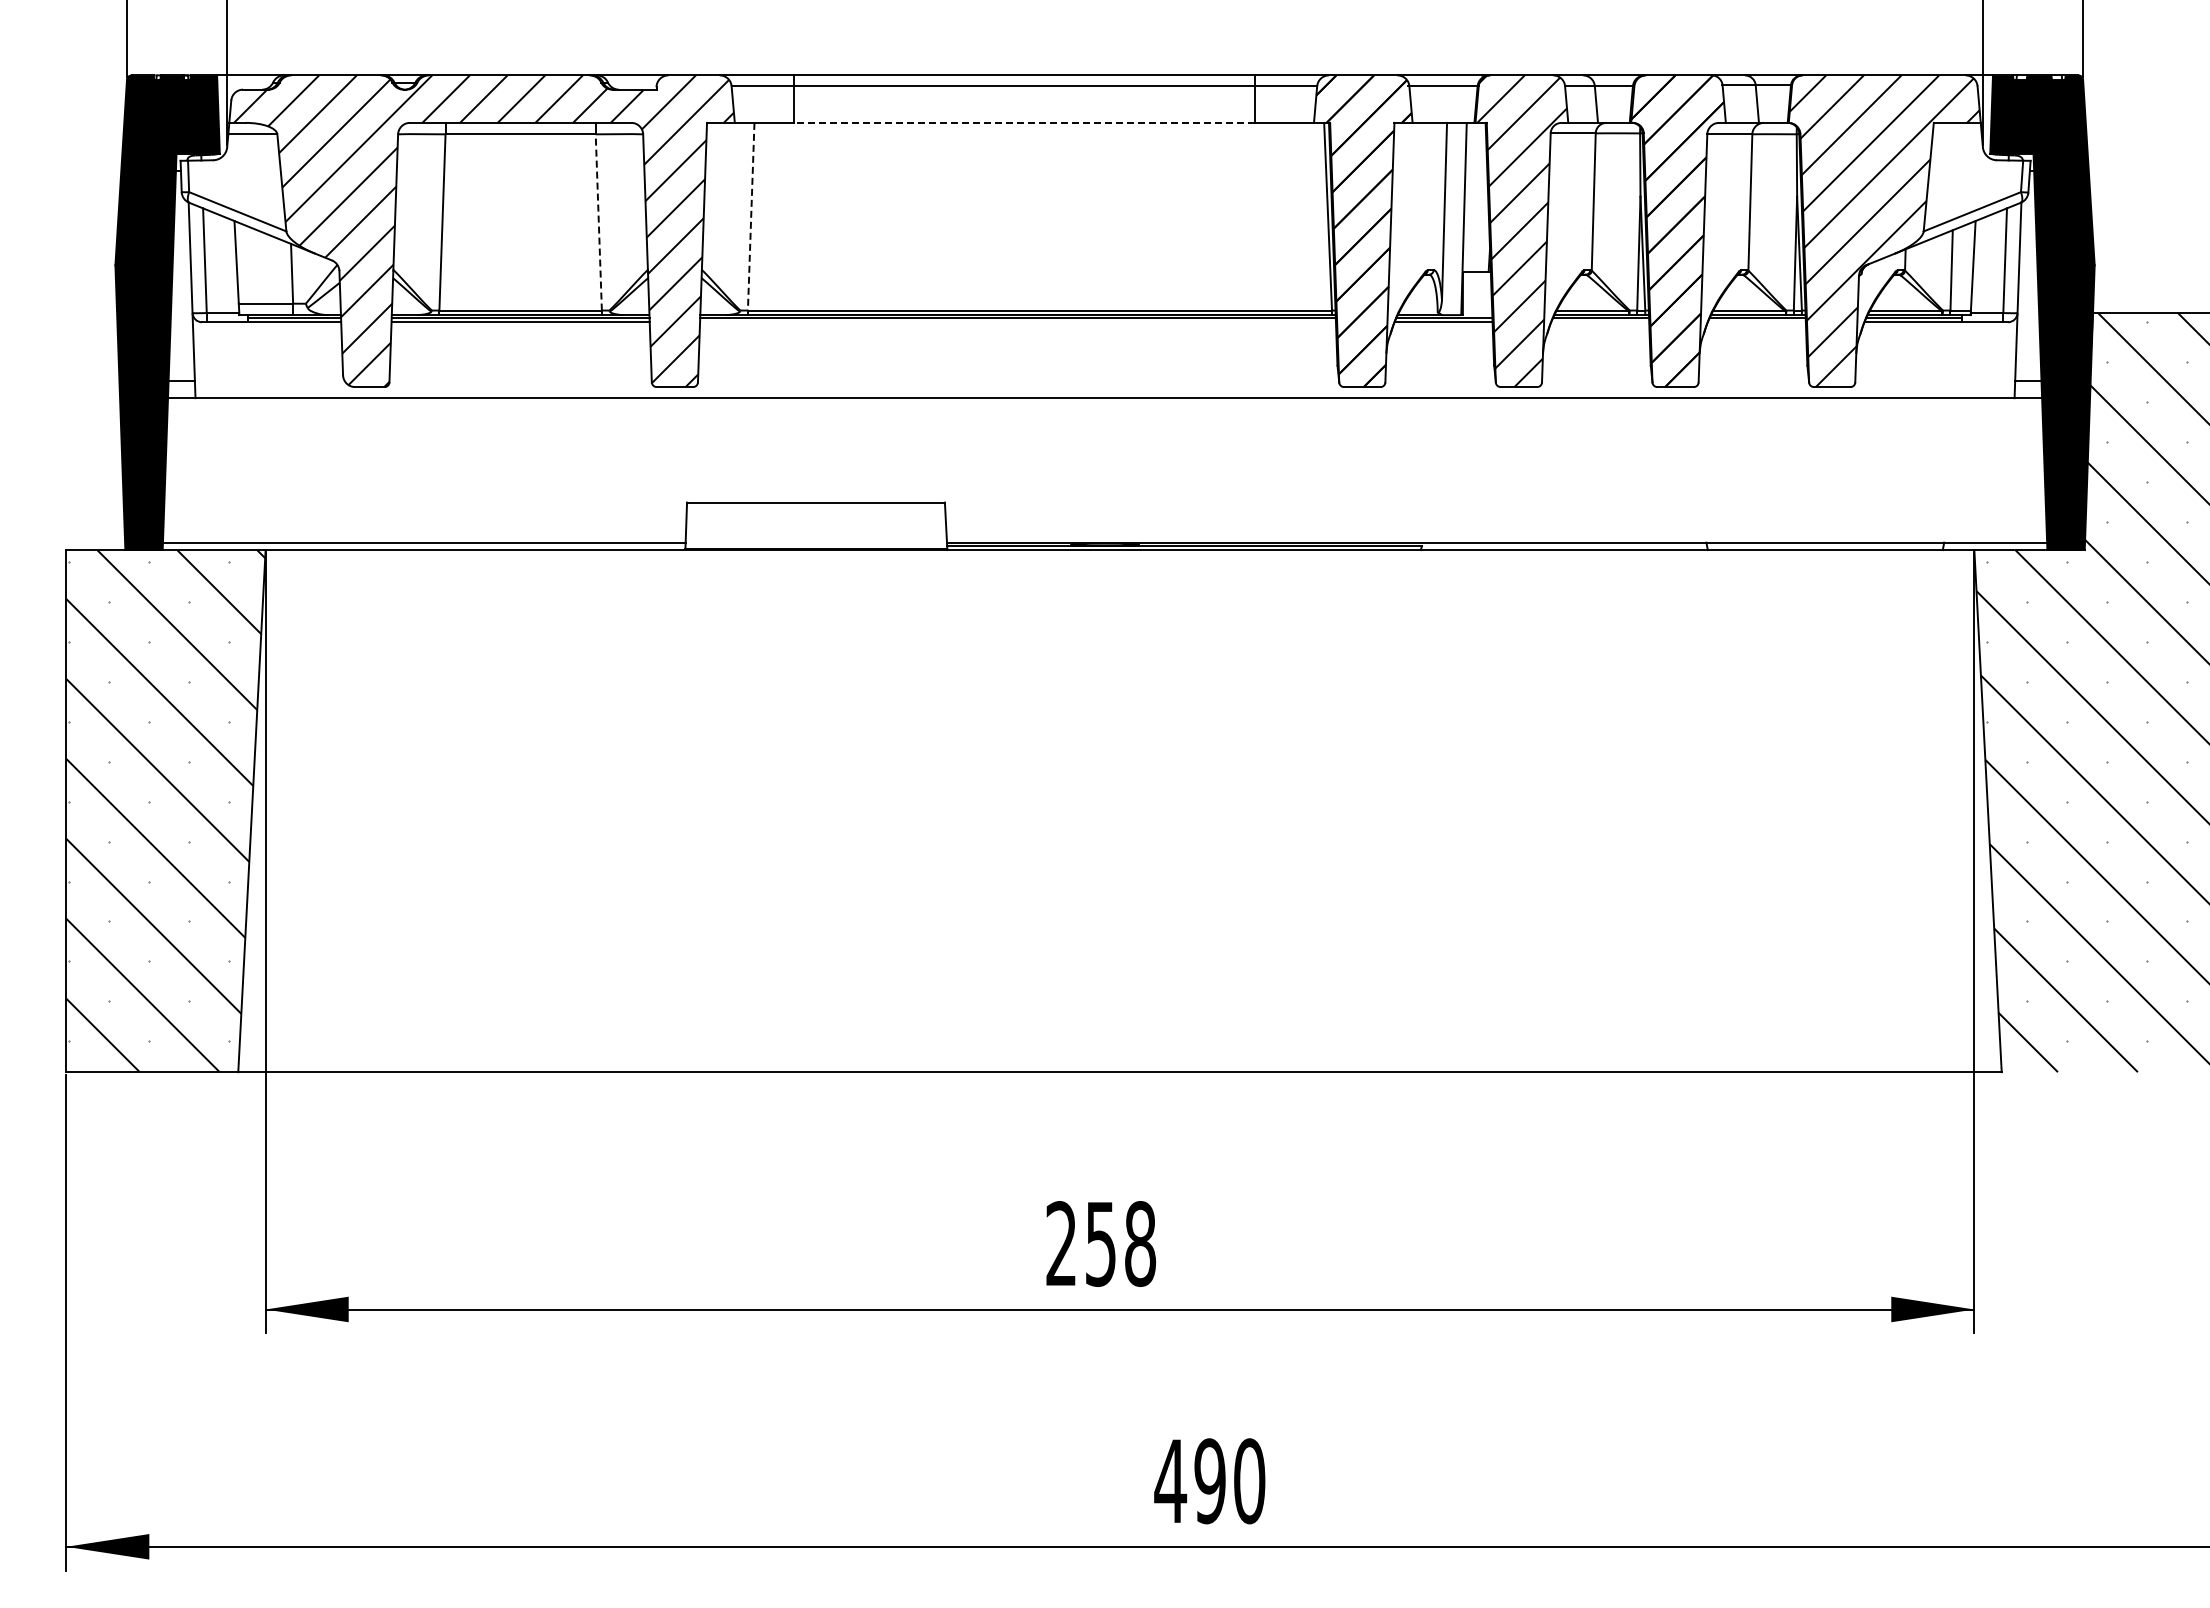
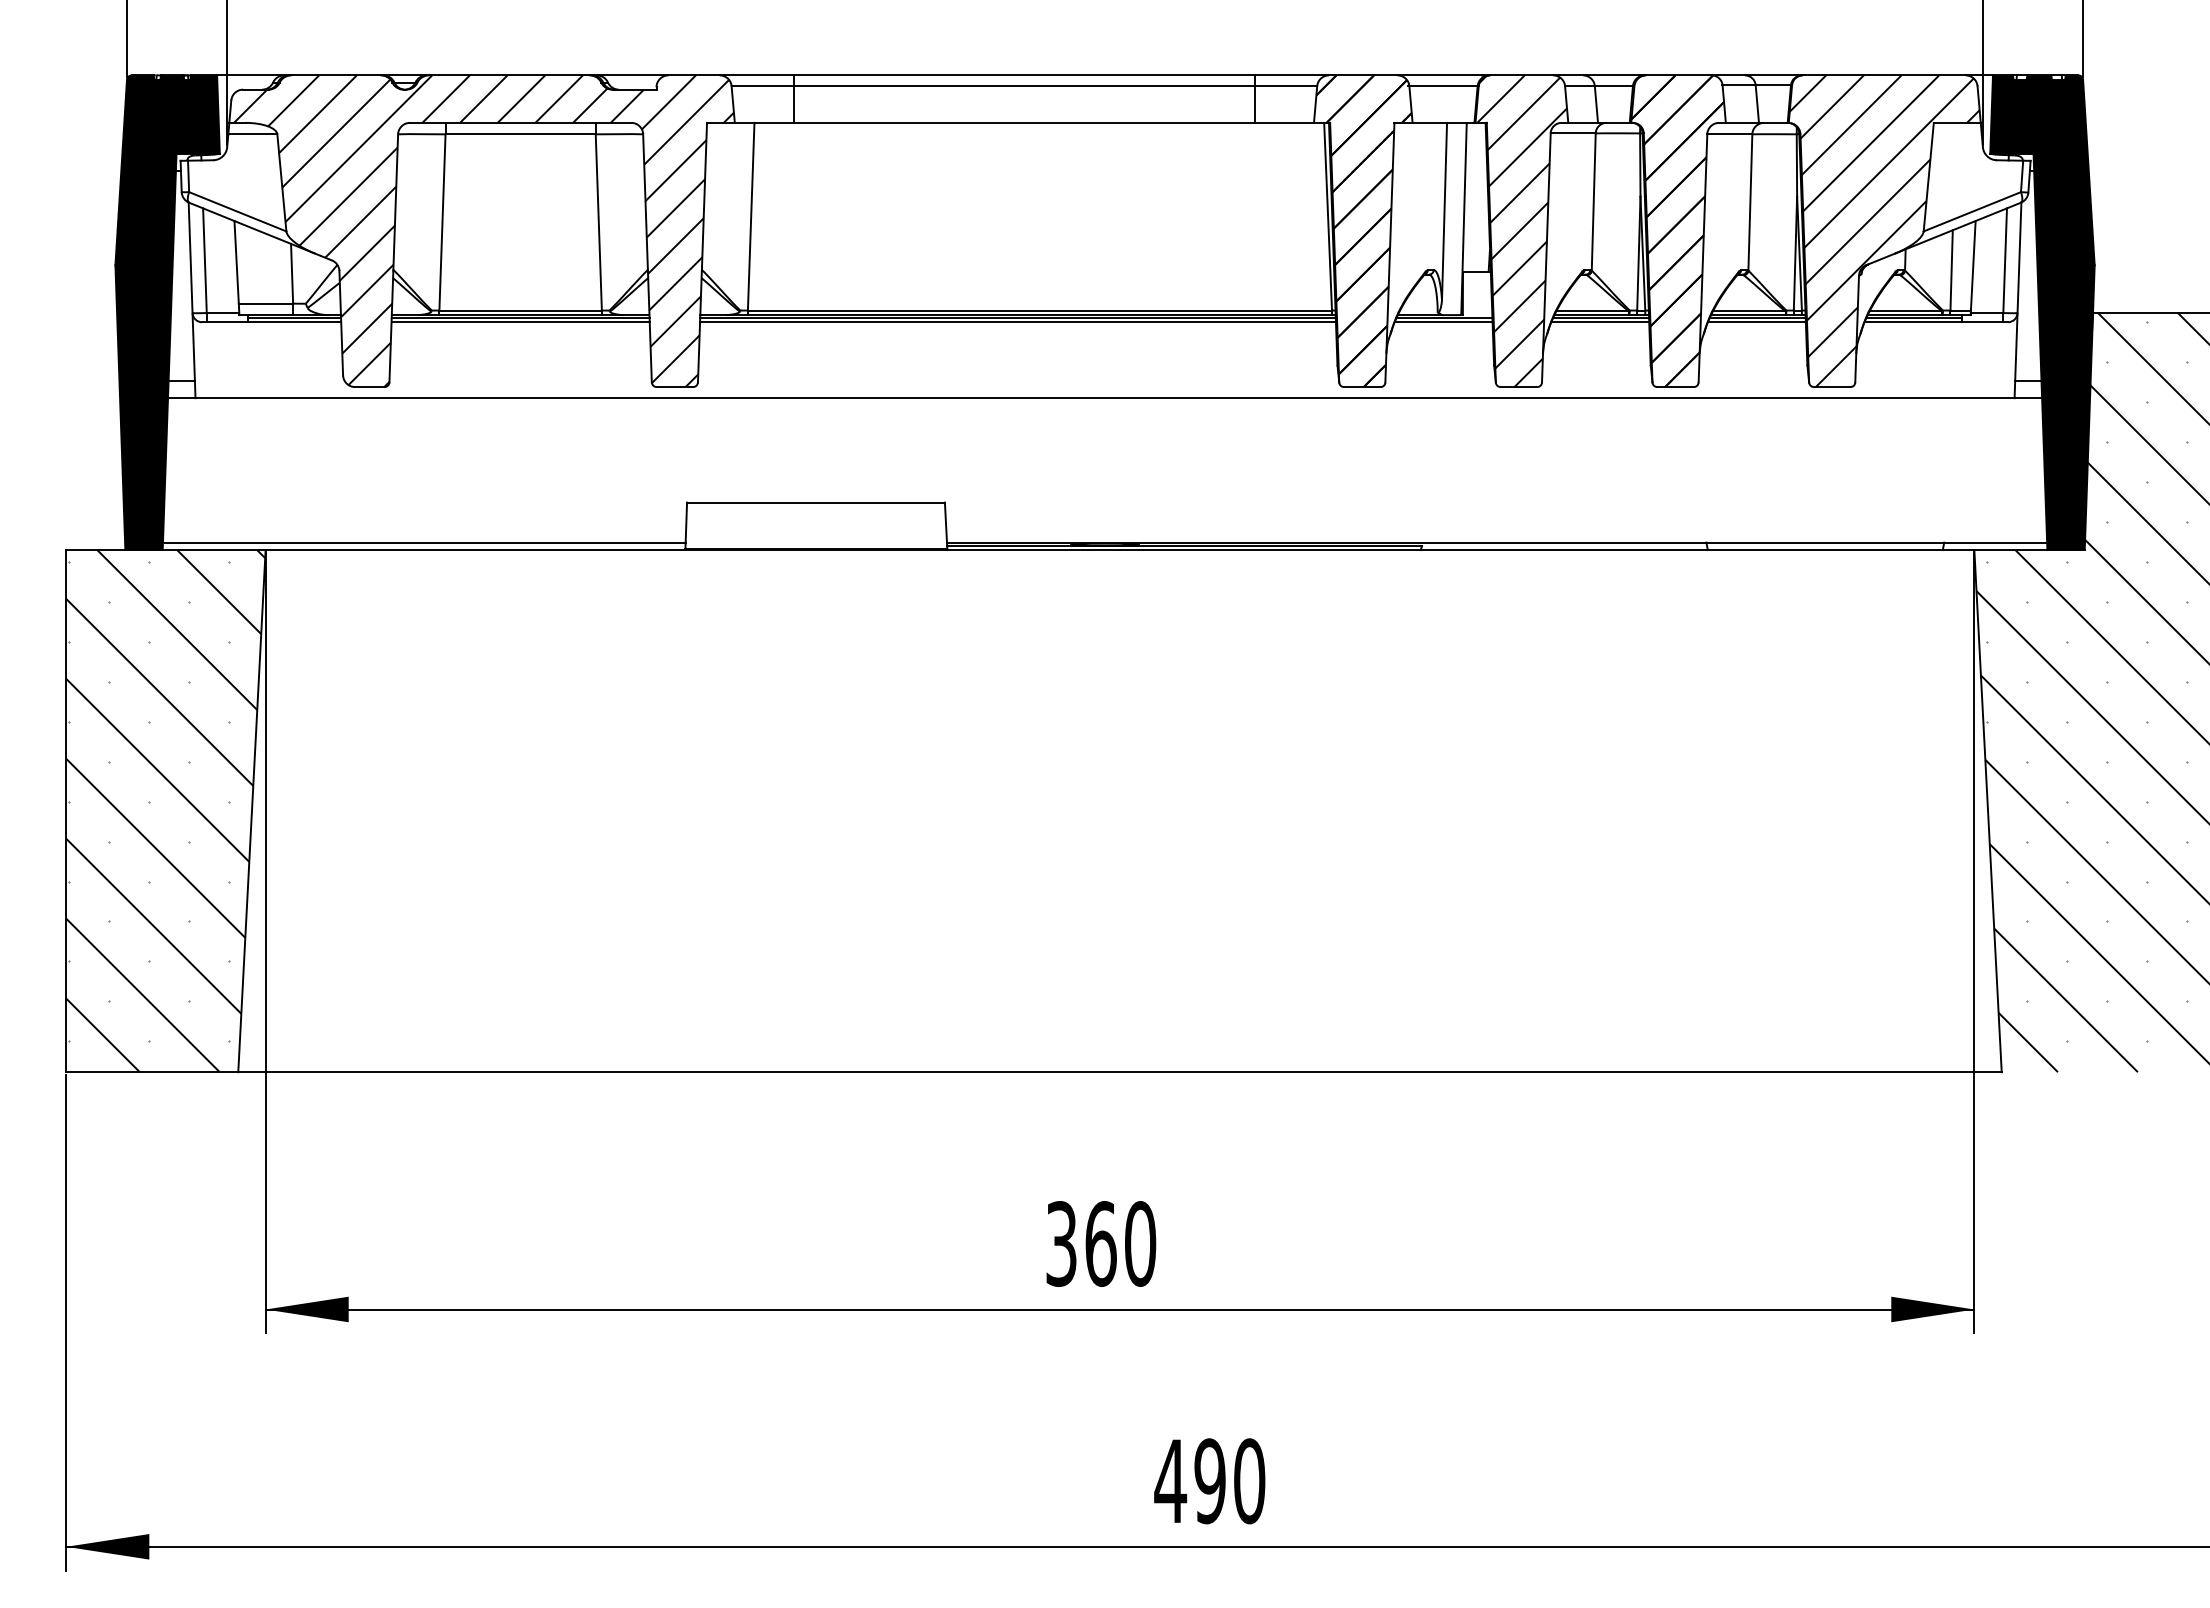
line: dashed -> solid (1023, 122)
line: dashed -> solid (751, 216)
line: dashed -> solid (598, 221)
line: none -> present (1017, 322)
line: none -> present (1600, 322)
line: none -> present (1756, 322)
text: 258 -> 360 (1101, 1243)
